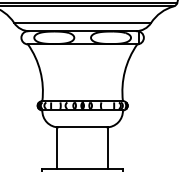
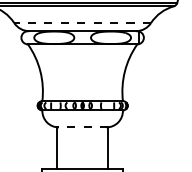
line: solid -> dashed (82, 22)
line: solid -> dashed (82, 127)
